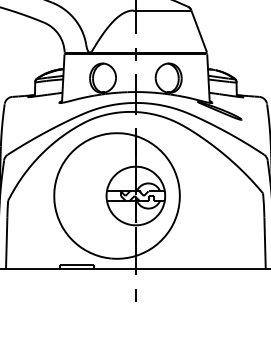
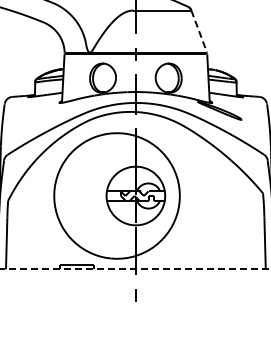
line: solid -> dashed (199, 32)
line: solid -> dashed (135, 269)
